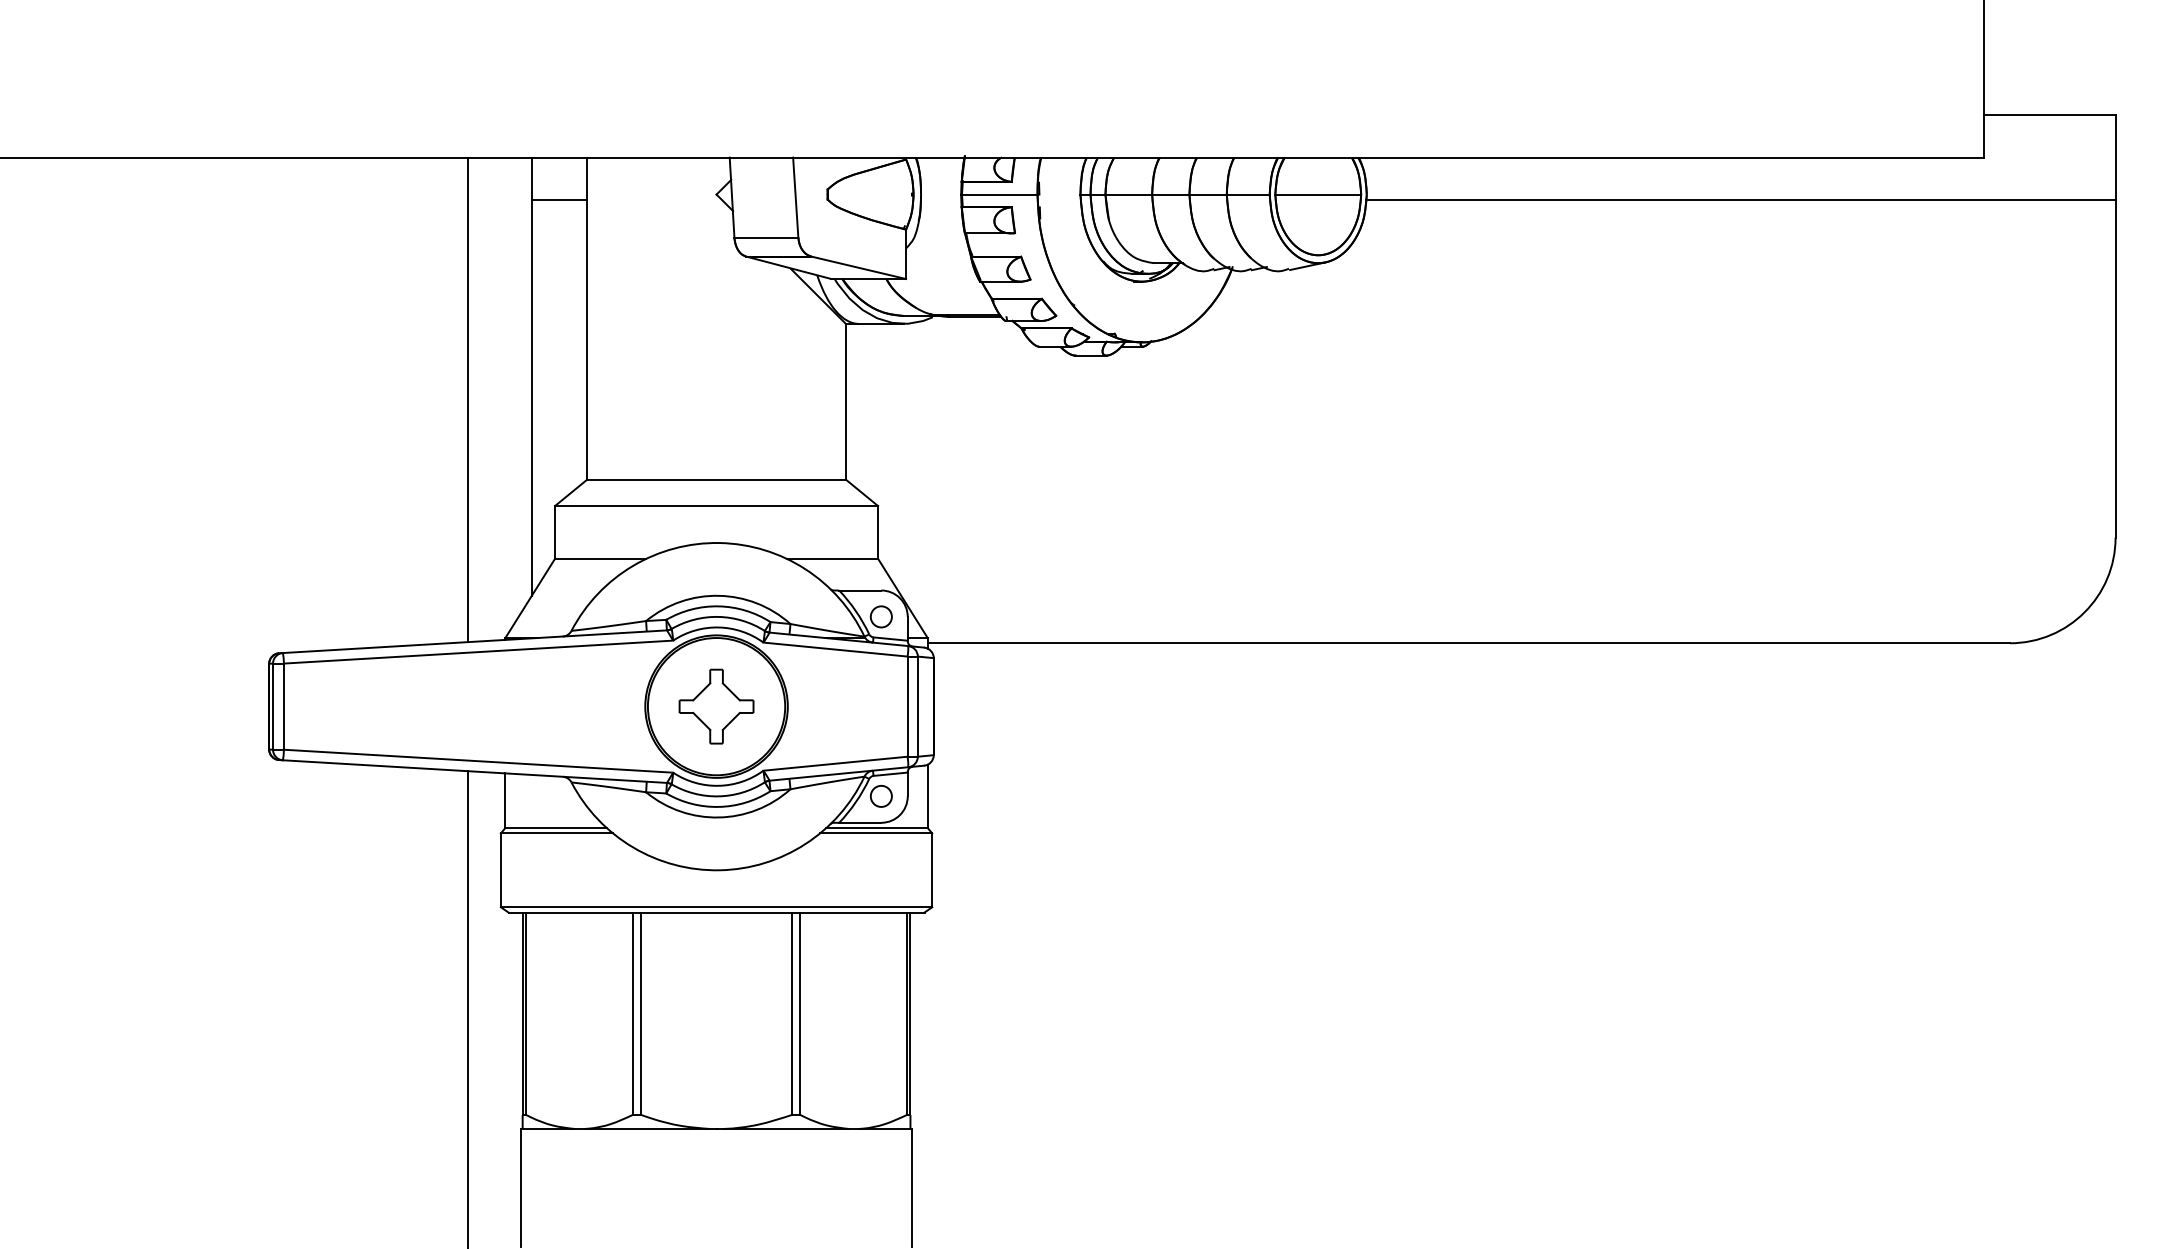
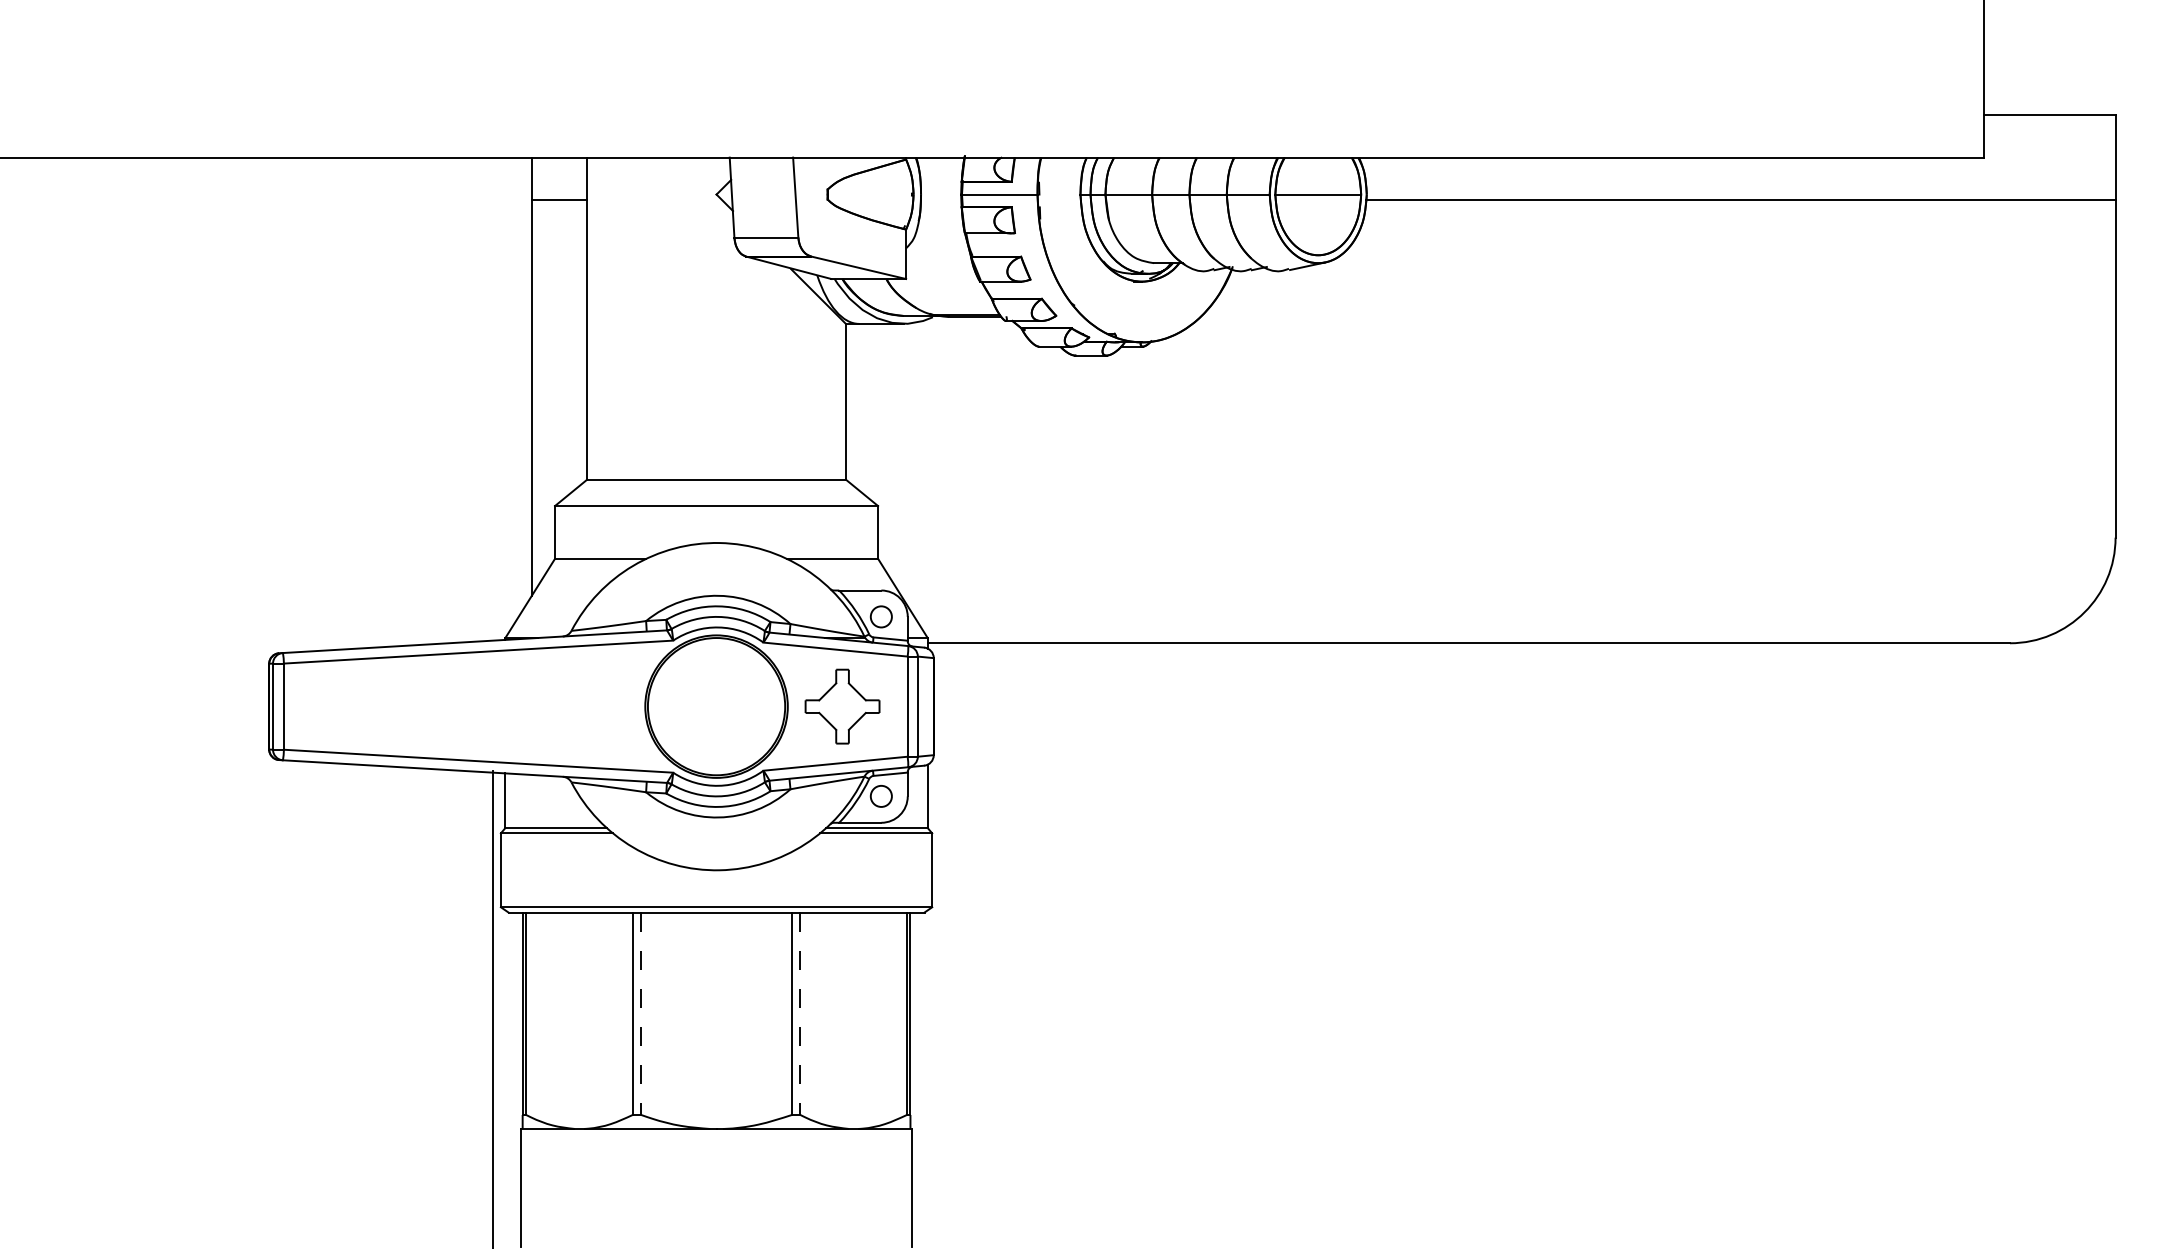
line: present -> none (468, 399)
part position: (716, 706) -> (842, 706) (842, 706)
line position: (468, 1008) -> (493, 1008) (493, 1008)
line: solid -> dashed (641, 1014)
line: solid -> dashed (800, 1014)
